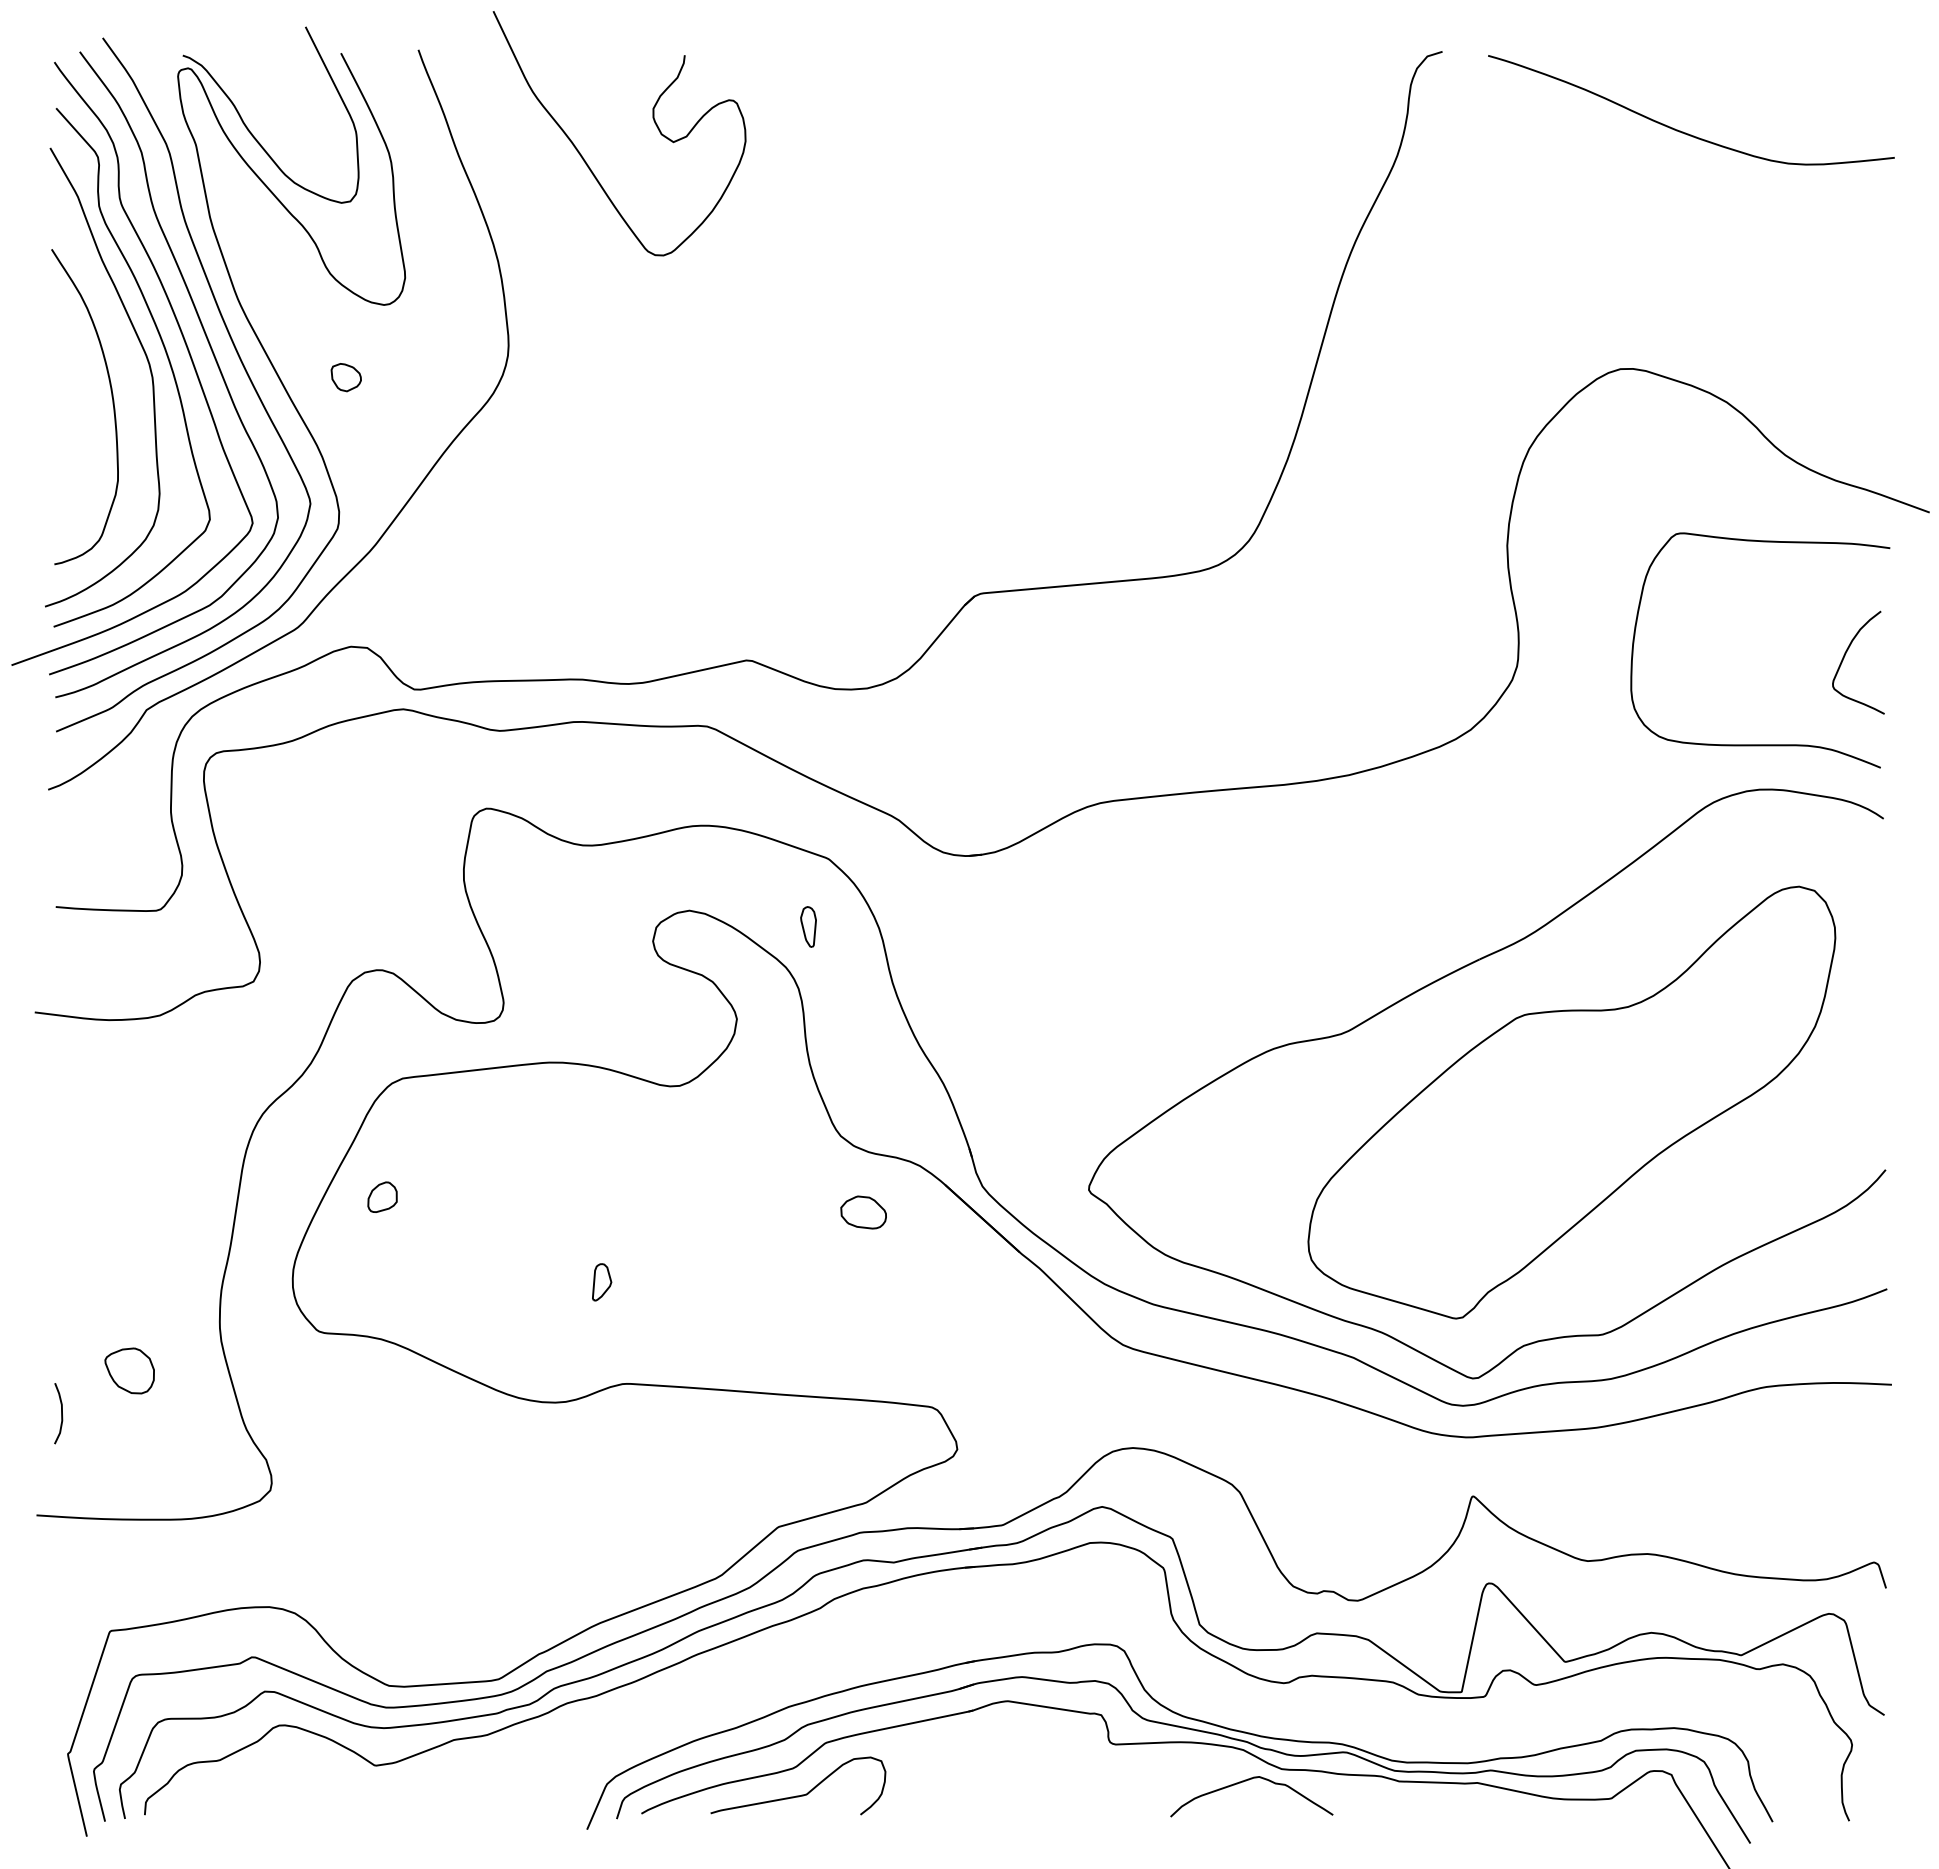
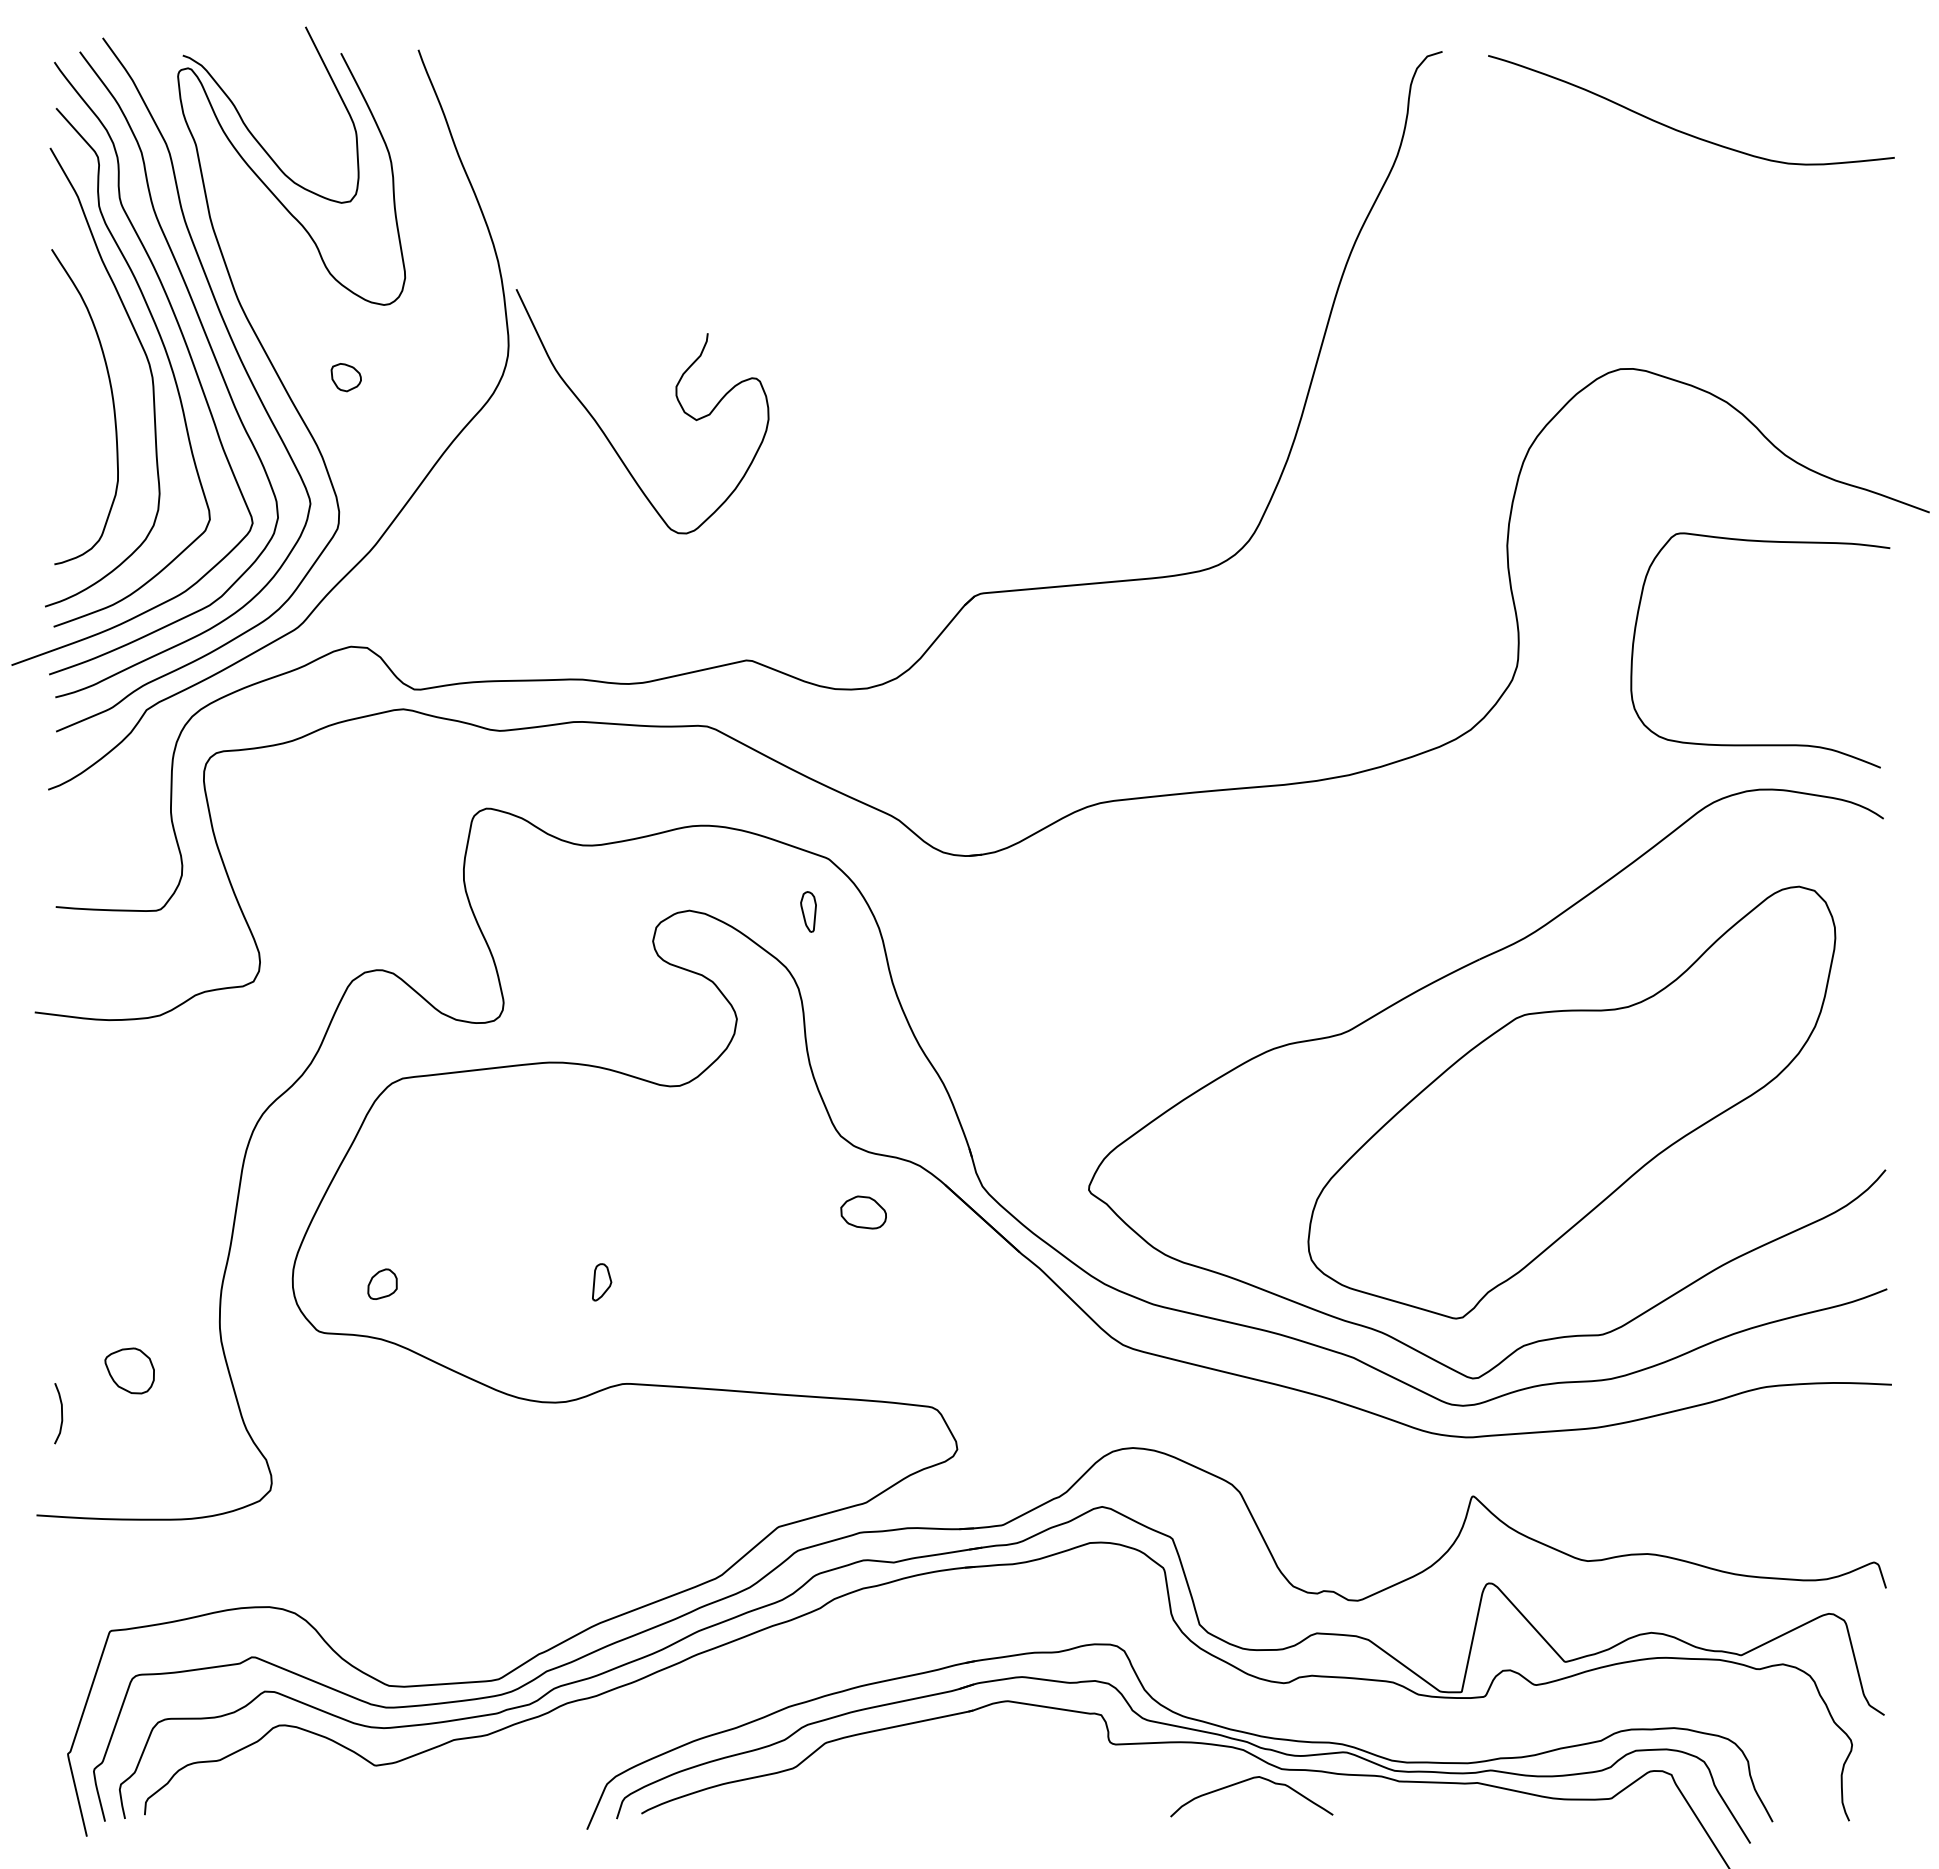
curve position: (653, 121) -> (676, 399) (676, 399)
curve: present -> none (1845, 656)
part position: (808, 926) -> (808, 911) (808, 911)
part position: (382, 1196) -> (382, 1283) (382, 1283)
curve: present -> none (801, 1794)
